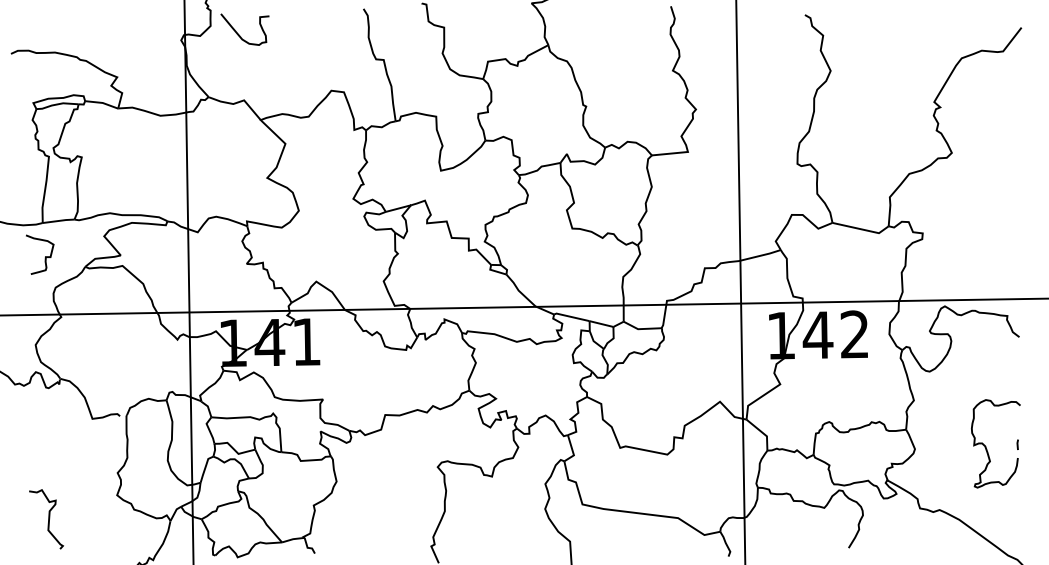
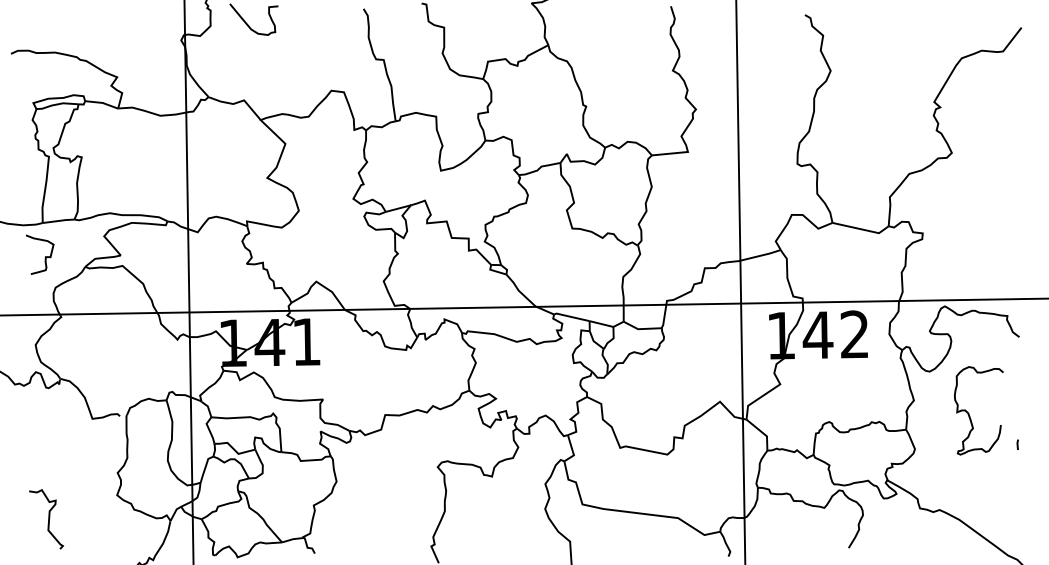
curve position: (239, 34) -> (248, 24) (248, 24)
curve position: (986, 446) -> (969, 413) (969, 413)
